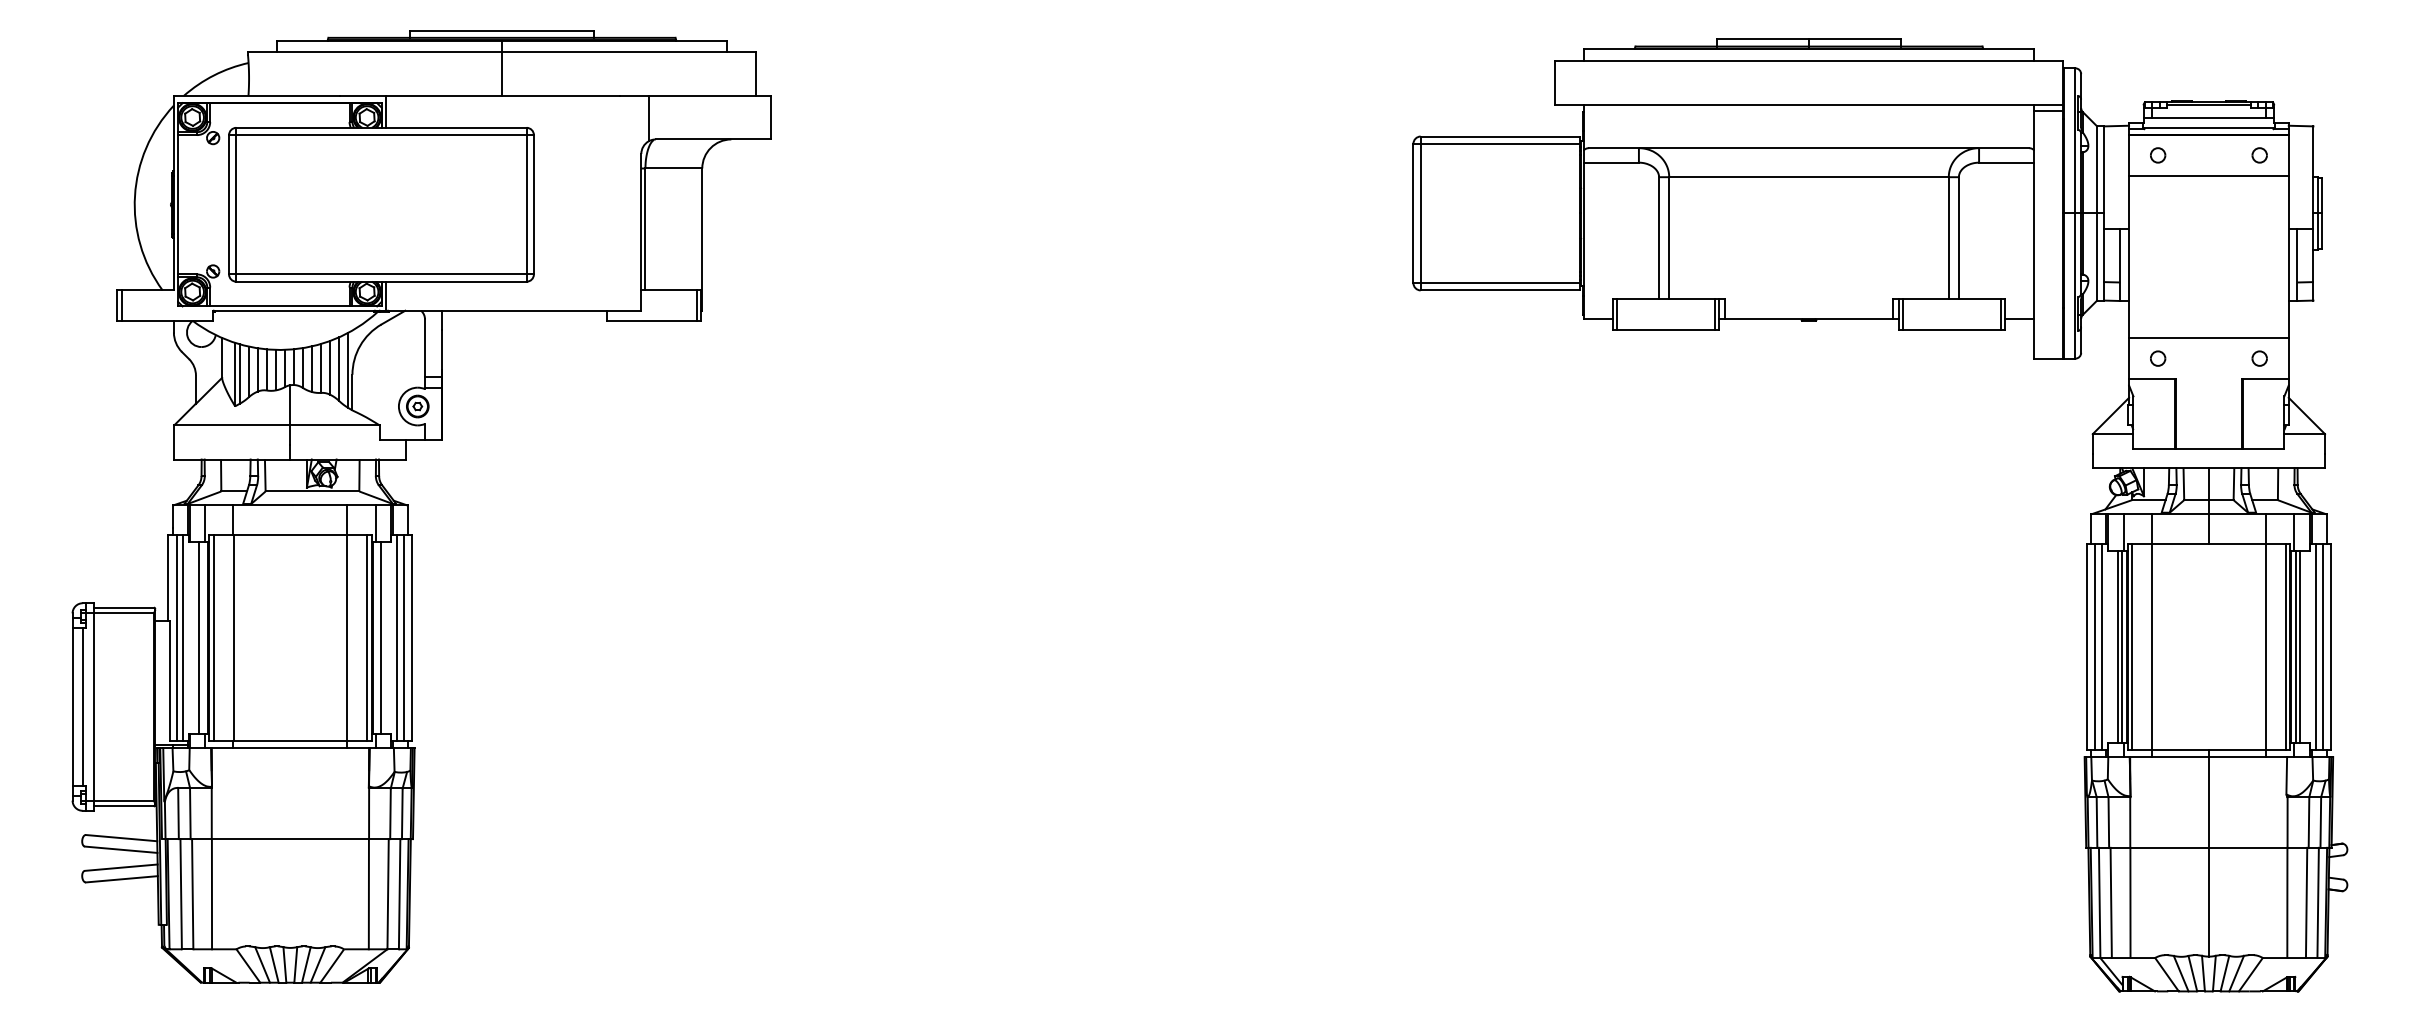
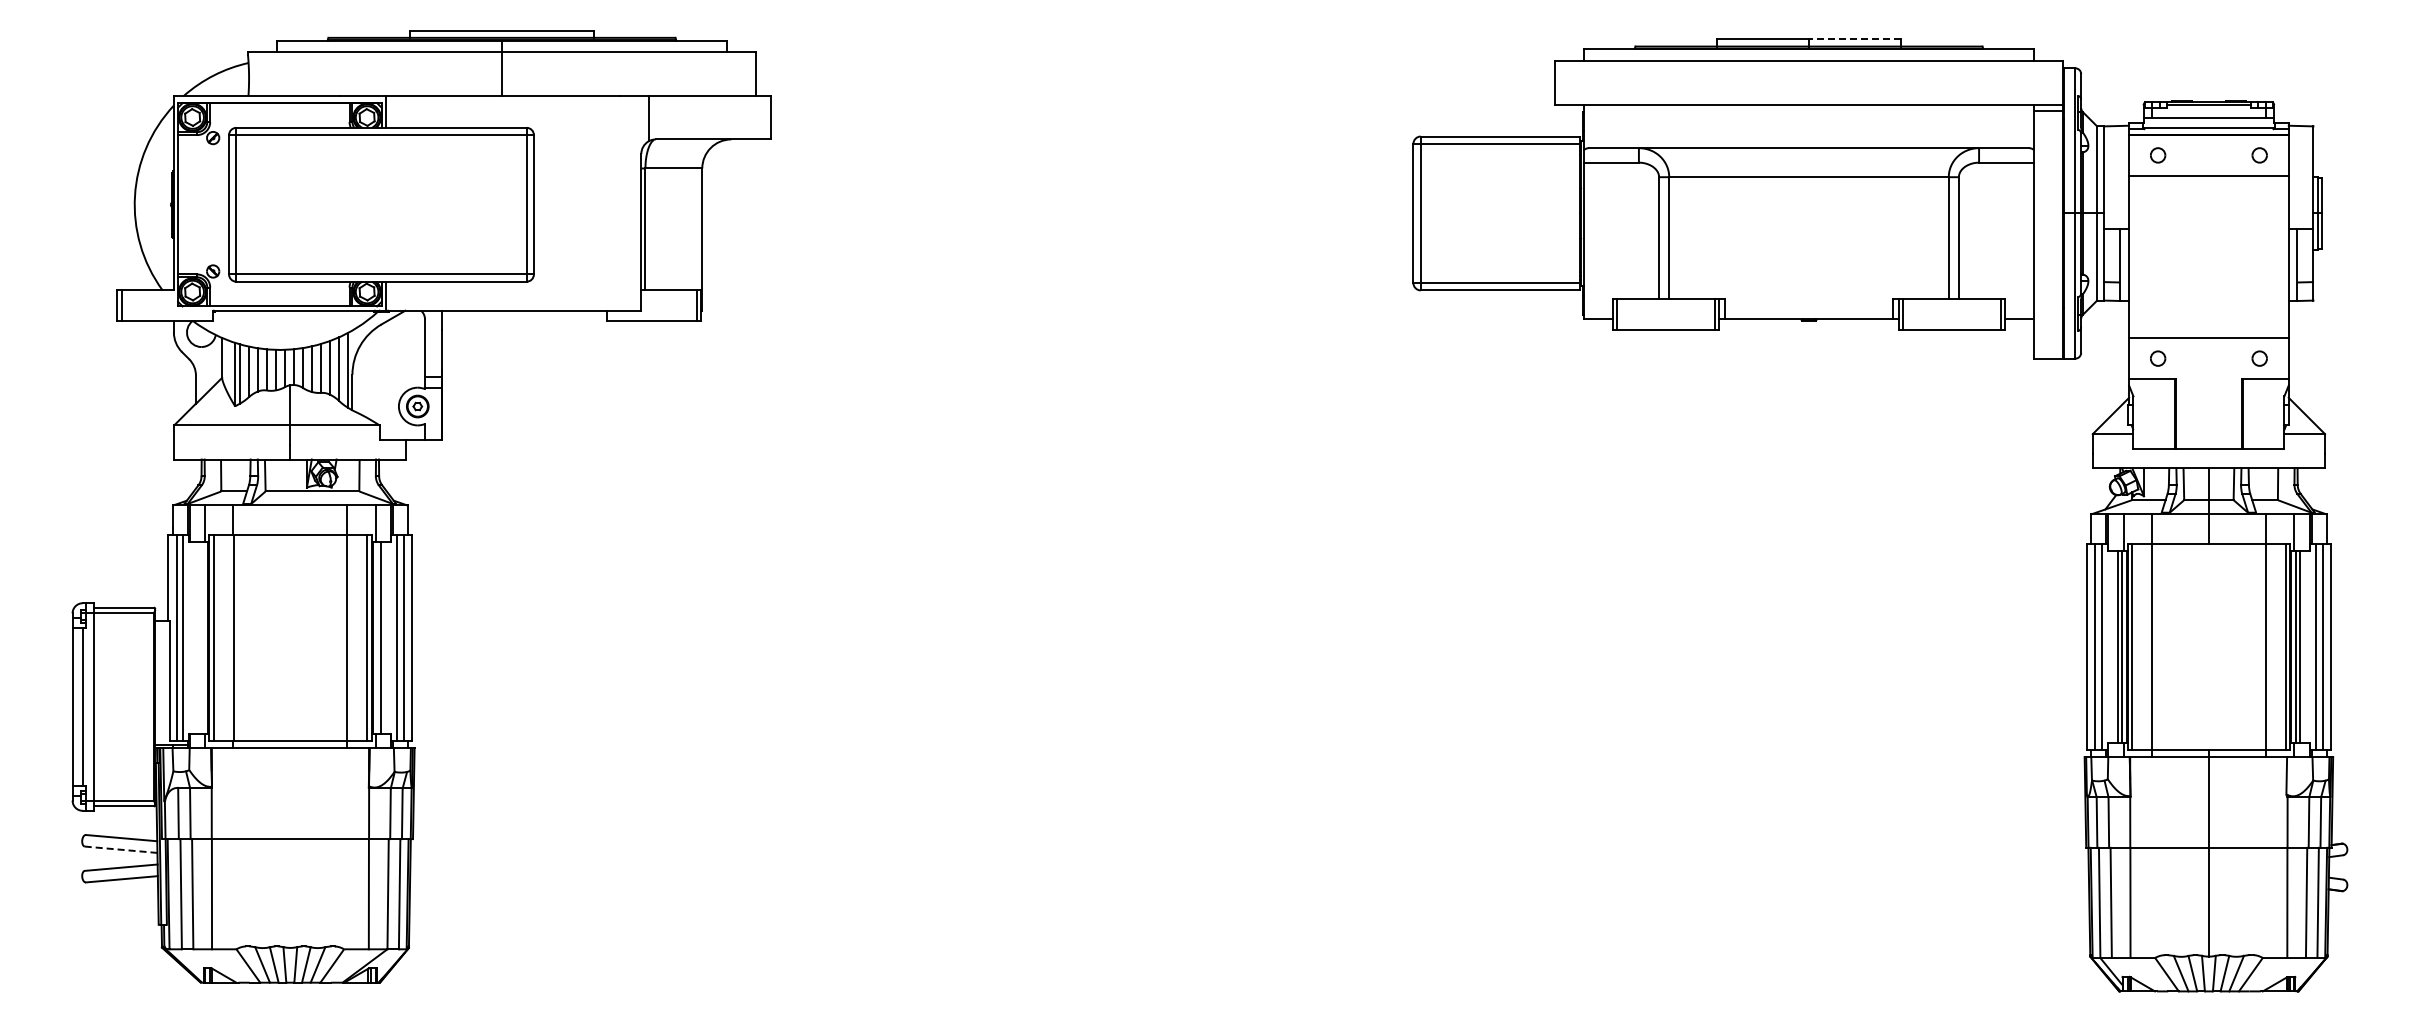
line: solid -> dashed (1854, 39)
line: present -> none (199, 637)
line: solid -> dashed (120, 849)
